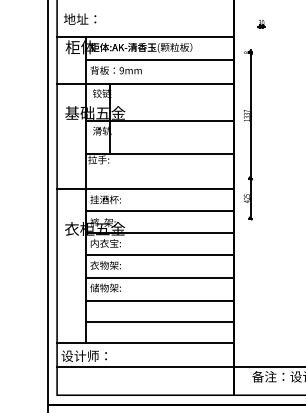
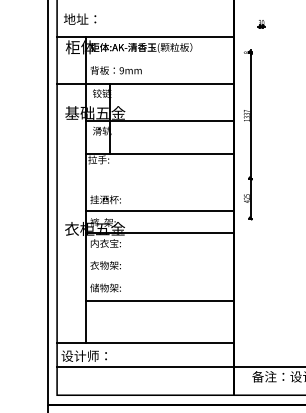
line: present -> none (160, 59)
line: present -> none (145, 188)
line: present -> none (160, 255)
line: present -> none (160, 278)
line: present -> none (160, 322)
